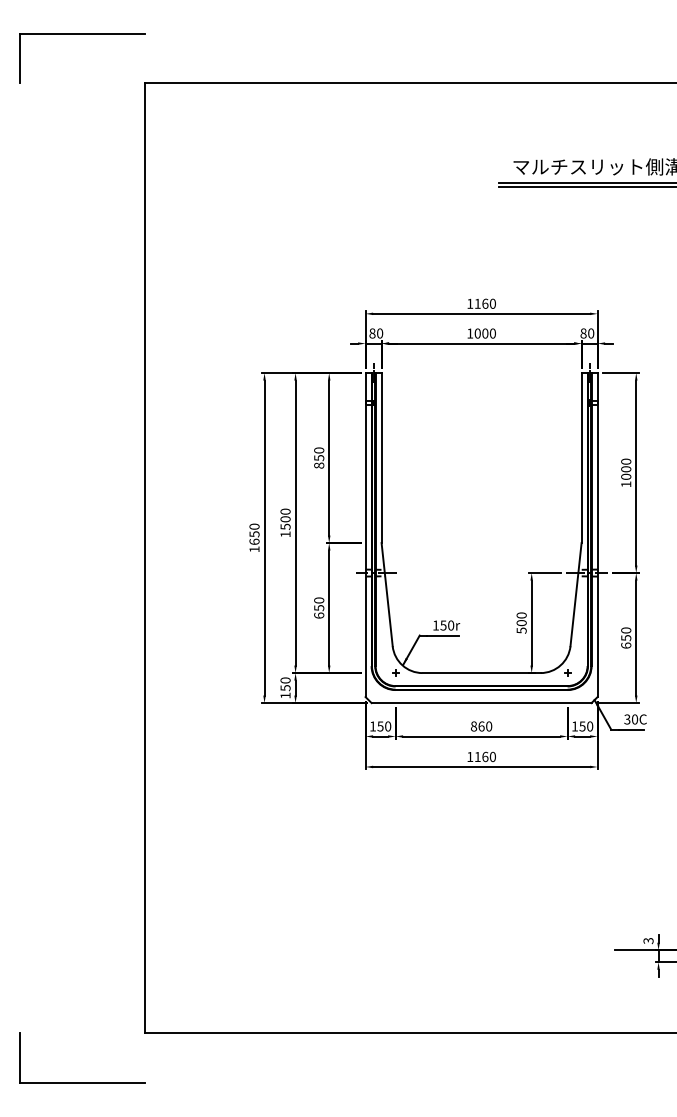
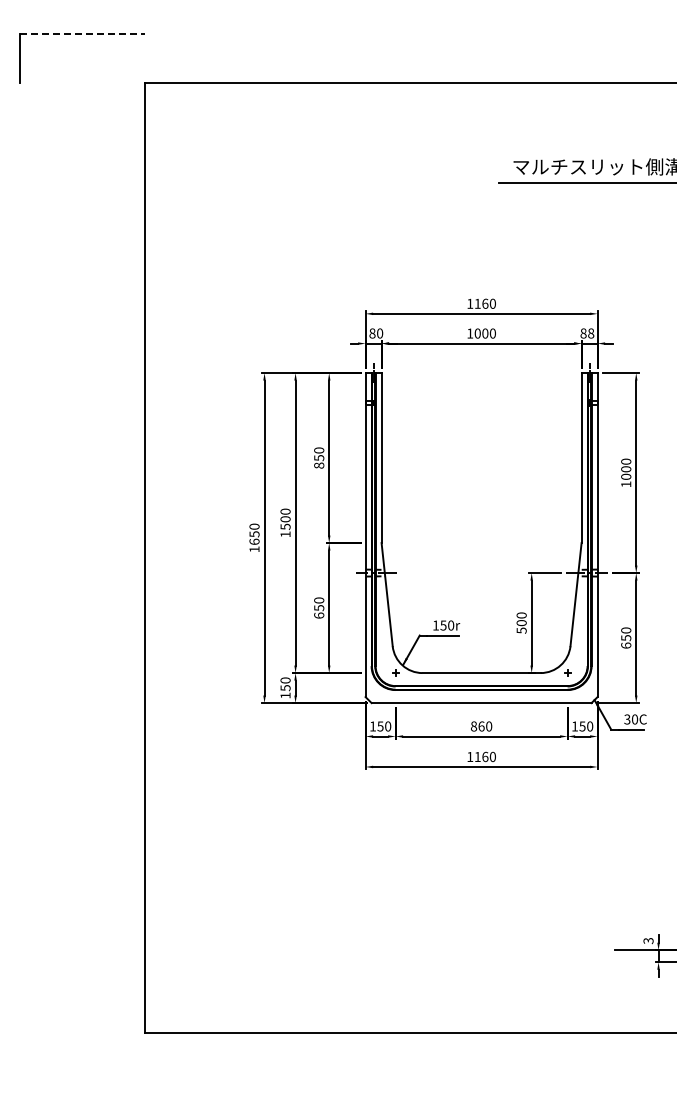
line: solid -> dashed (83, 33)
line: present -> none (585, 187)
text: 80 -> 88 (591, 333)
part: present -> none (82, 1082)
